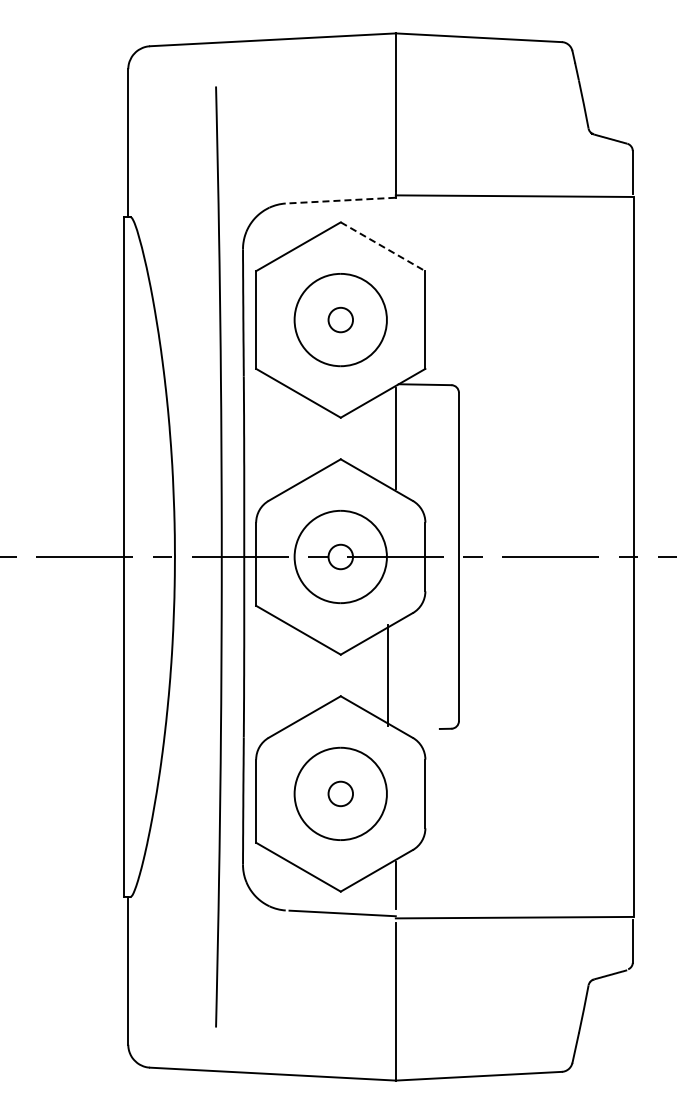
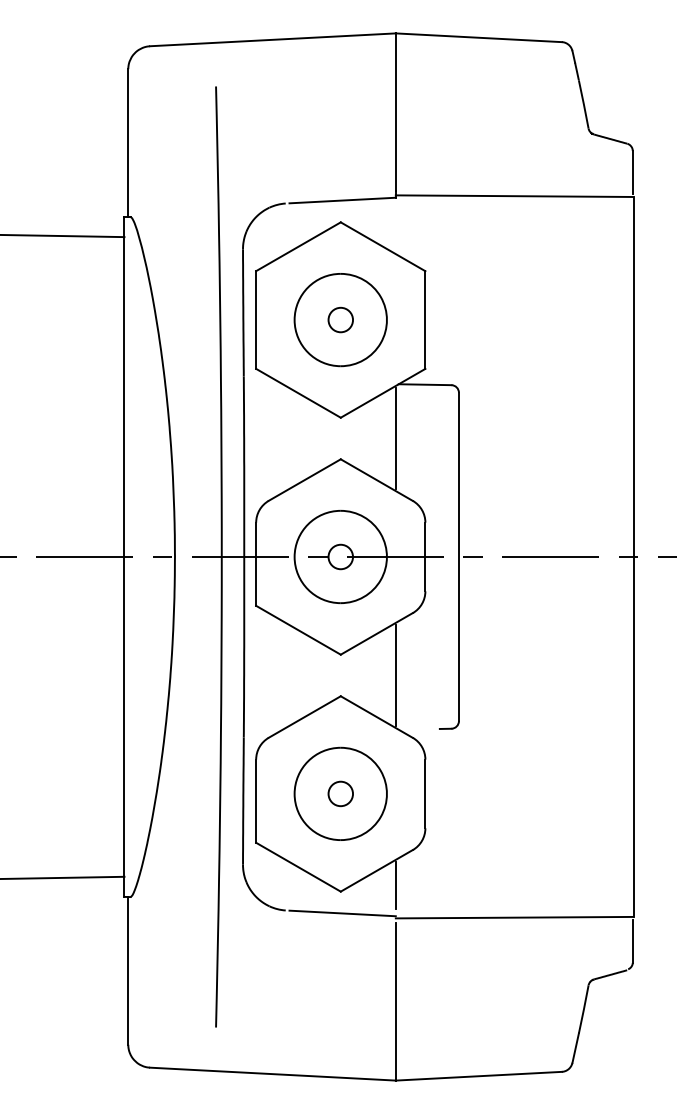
line: dashed -> solid (343, 200)
line: none -> present (63, 236)
line: dashed -> solid (383, 246)
line position: (387, 675) -> (395, 675) (395, 675)
line: none -> present (63, 877)
